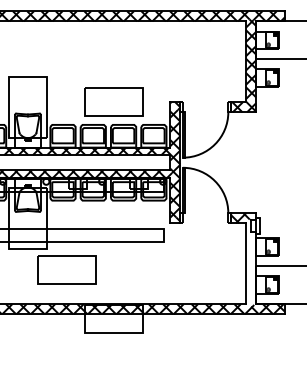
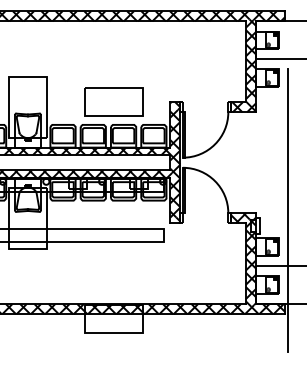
line: none -> present (287, 209)
hatch: none -> present (250, 261)
part: present -> none (66, 269)
